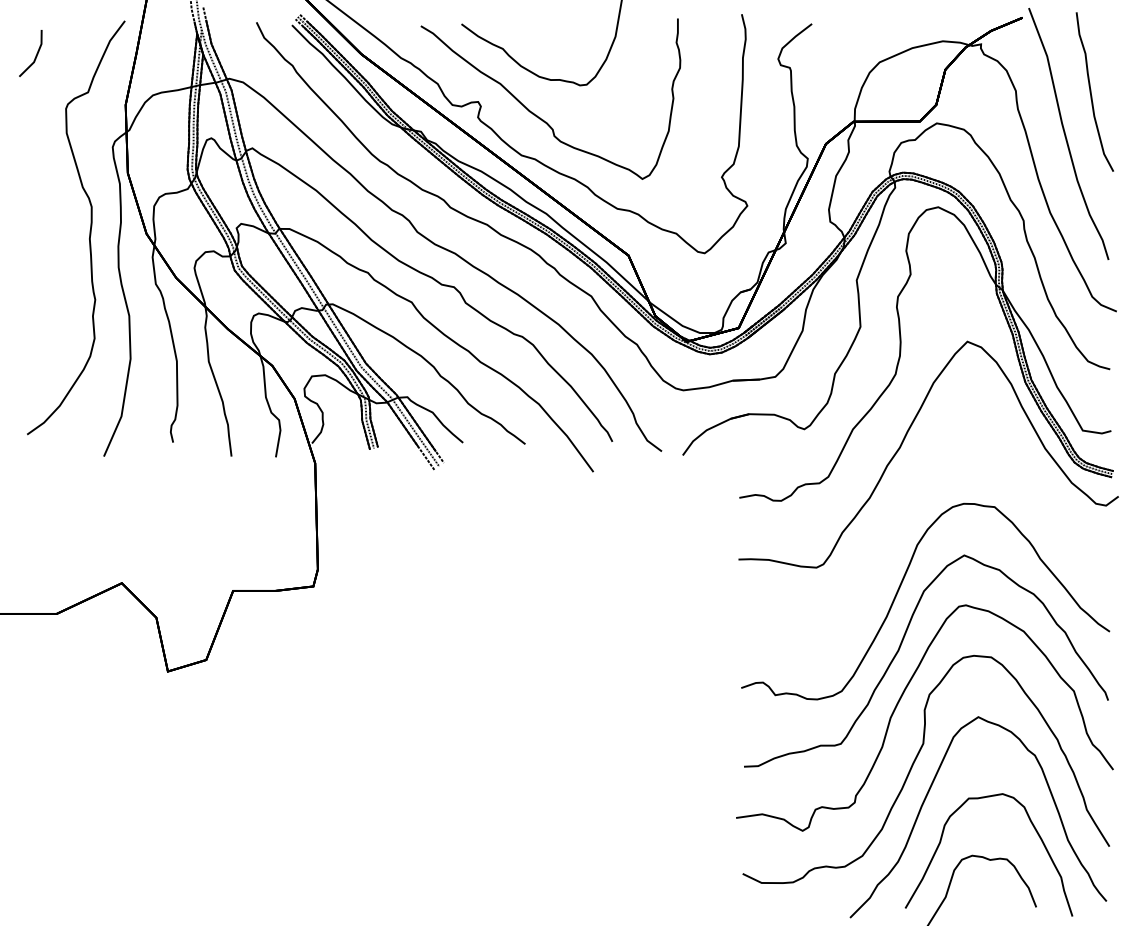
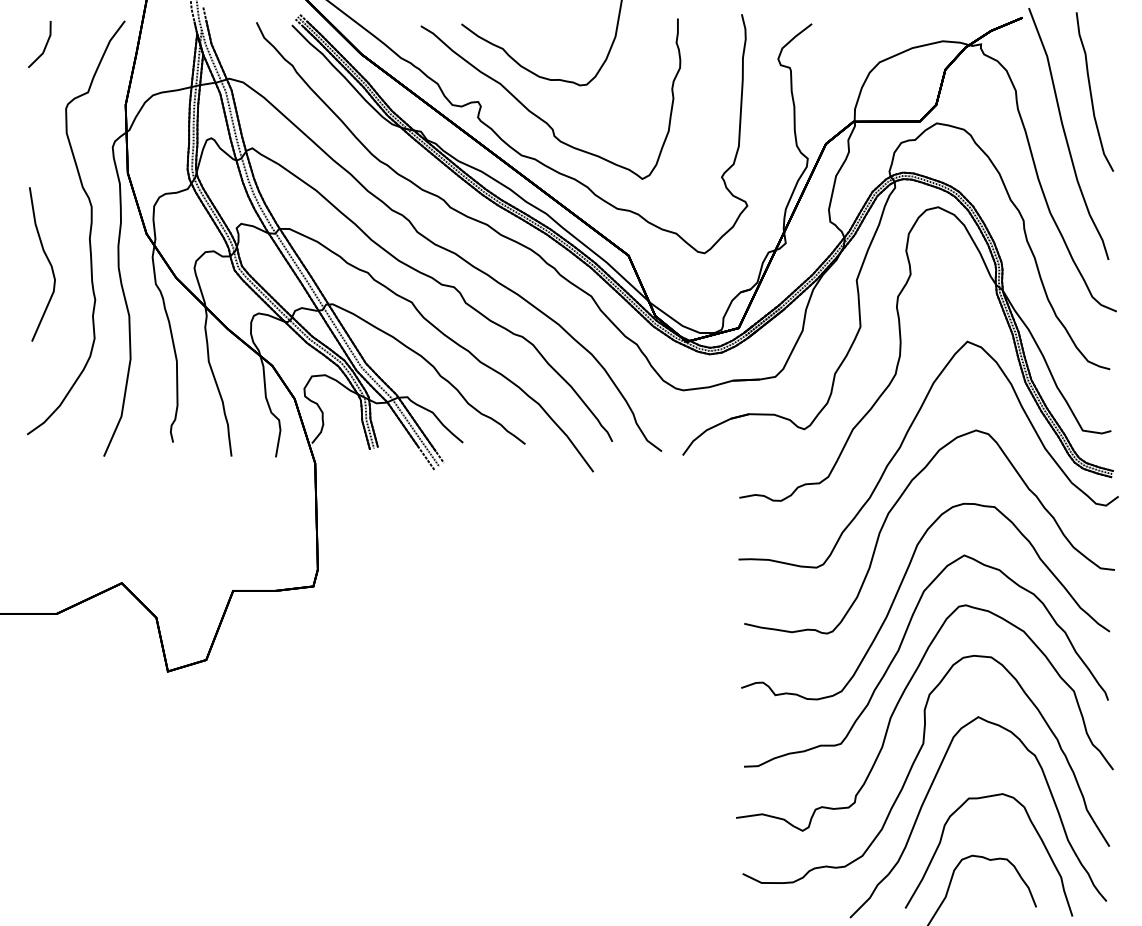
line position: (35, 55) -> (44, 46) (44, 46)
curve: none -> present (48, 262)
curve: none -> present (896, 504)
